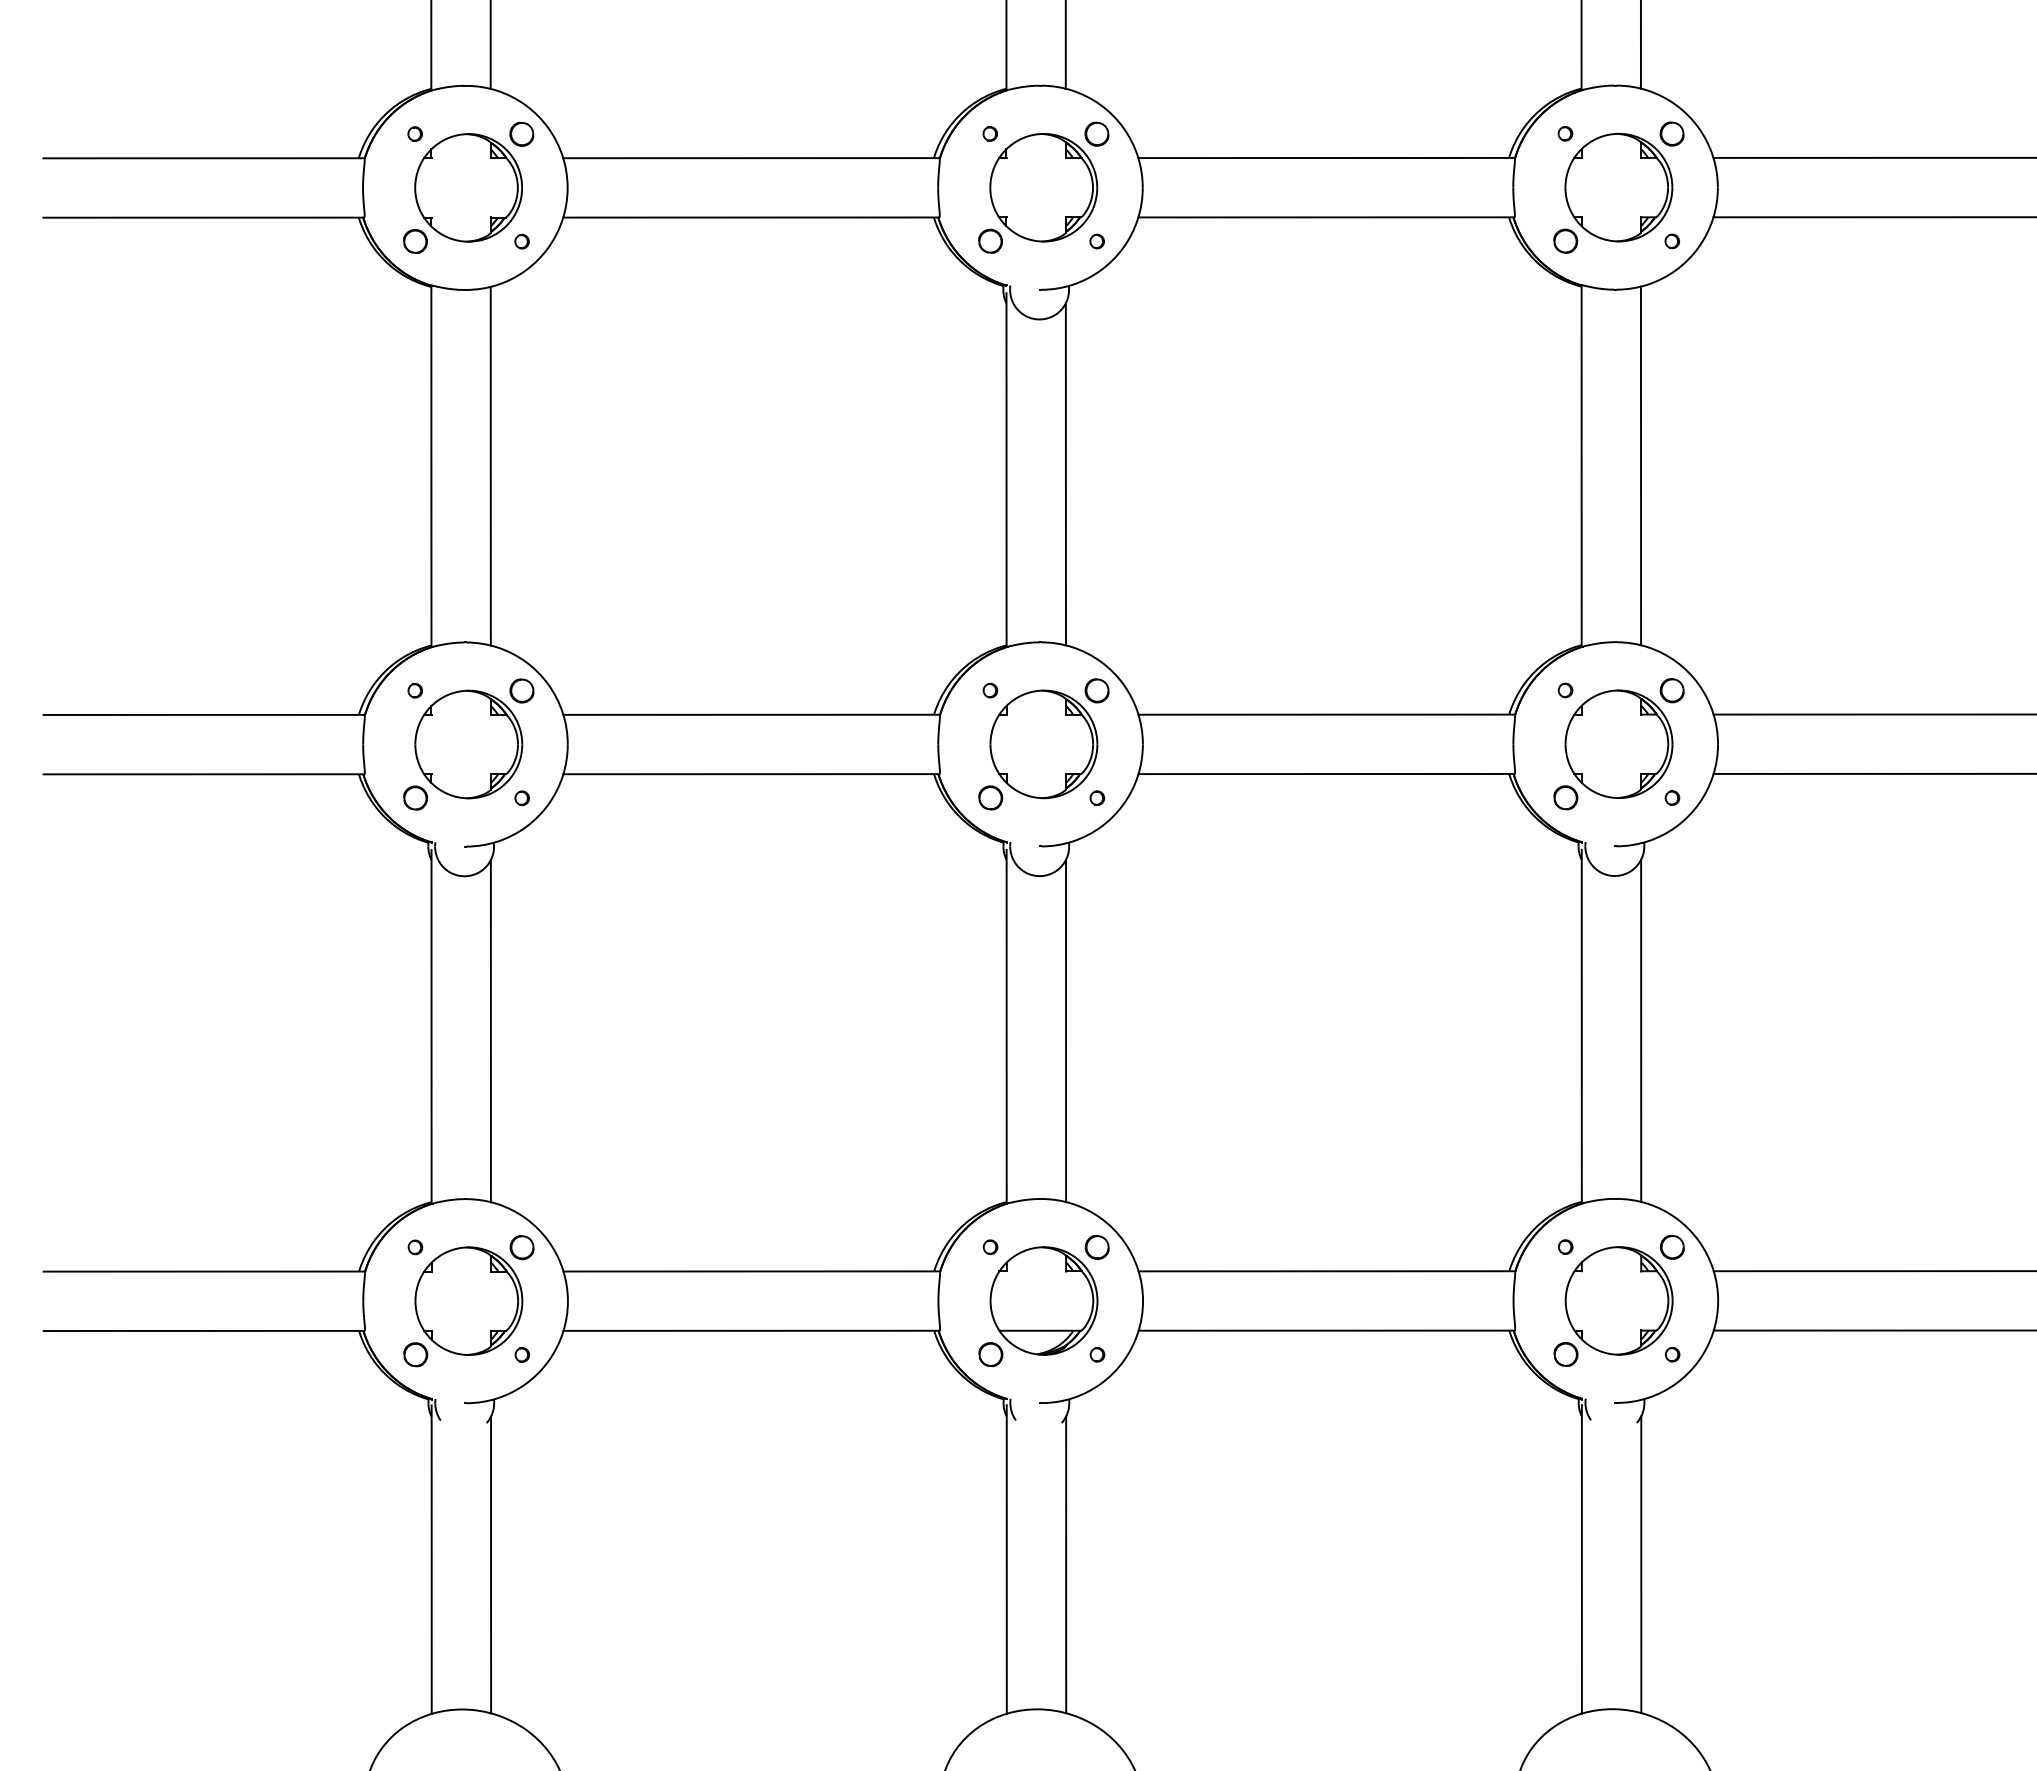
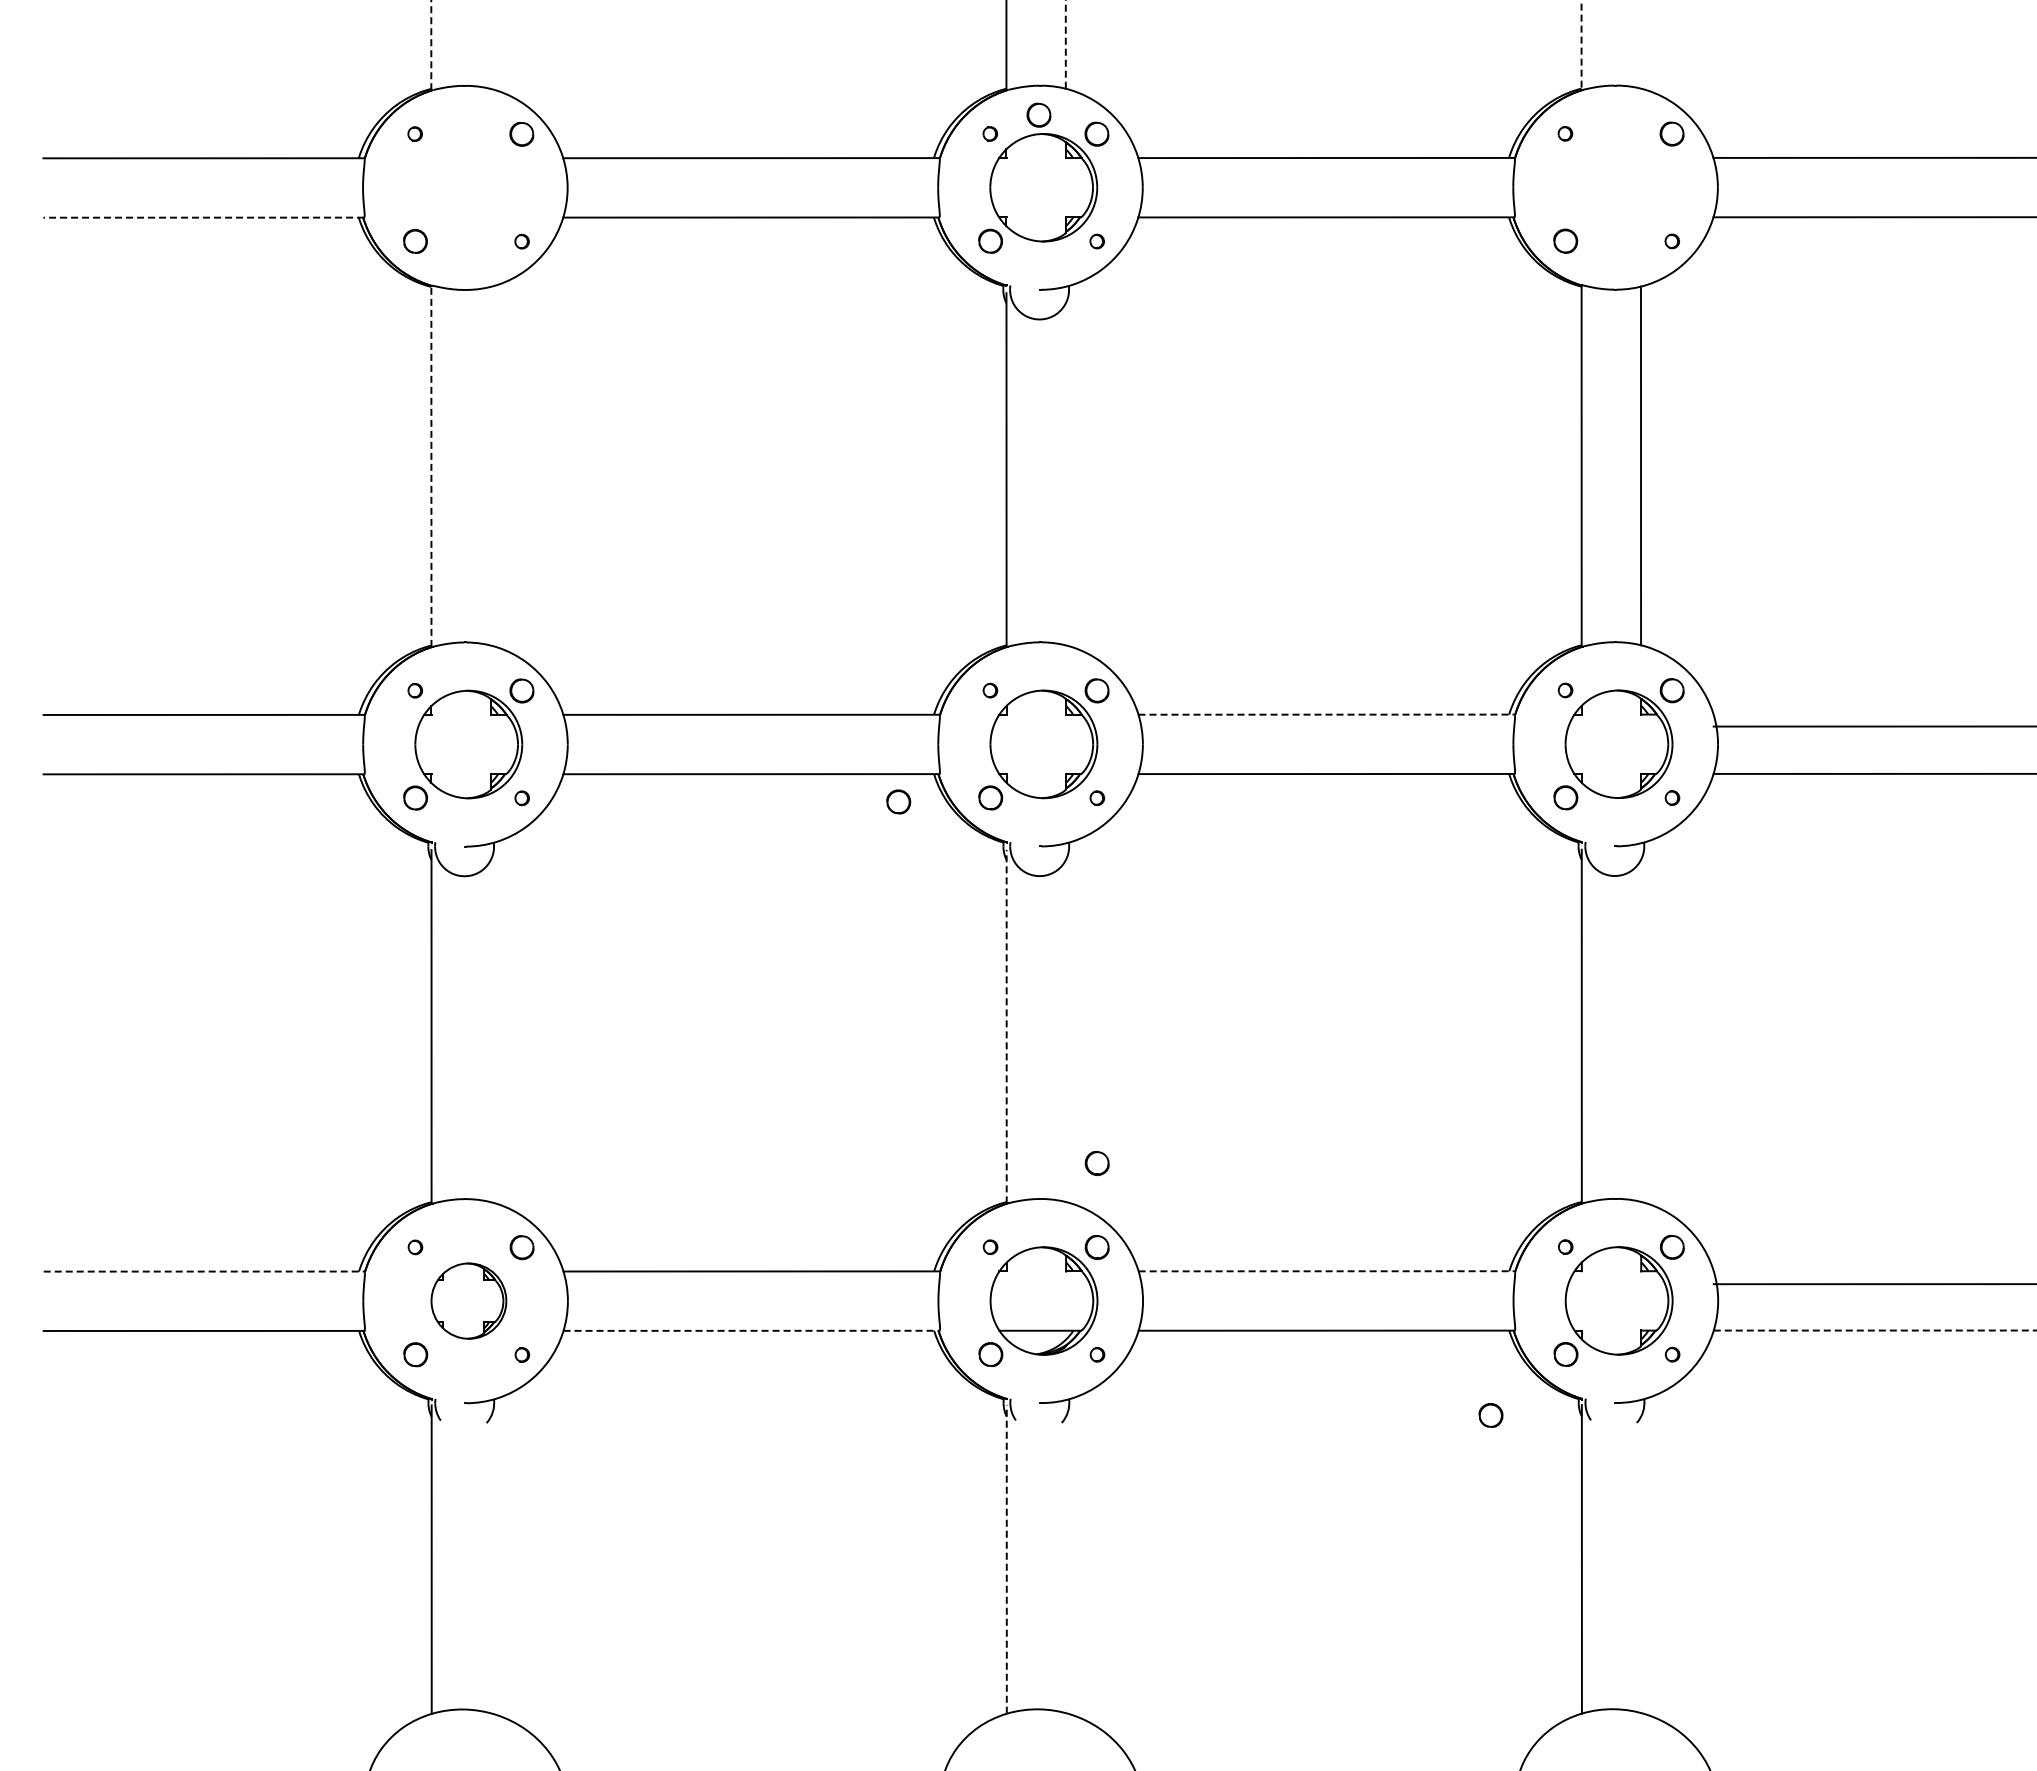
line: solid -> dashed (1065, 44)
line: solid -> dashed (431, 45)
line: present -> none (490, 45)
line: solid -> dashed (1581, 45)
line: present -> none (1640, 45)
part: none -> present (1038, 114)
part: present -> none (468, 187)
part: present -> none (1618, 187)
line: solid -> dashed (203, 217)
line: present -> none (490, 465)
line: solid -> dashed (431, 466)
line: present -> none (1065, 474)
line: solid -> dashed (1327, 714)
line position: (1873, 714) -> (1873, 726) (1873, 726)
part: none -> present (898, 801)
line: solid -> dashed (1006, 1026)
line: present -> none (1066, 1030)
line: present -> none (1641, 1030)
line: present -> none (490, 1031)
part: none -> present (1096, 1163)
line: solid -> dashed (204, 1271)
line: solid -> dashed (1327, 1271)
line position: (1873, 1271) -> (1873, 1284) (1873, 1284)
part size: 110x110 px -> 78x78 px (468, 1300)
line: solid -> dashed (751, 1330)
line: solid -> dashed (1875, 1330)
part: none -> present (1490, 1415)
line: solid -> dashed (1006, 1558)
line: present -> none (491, 1564)
line: present -> none (1066, 1564)
line: present -> none (1641, 1564)
